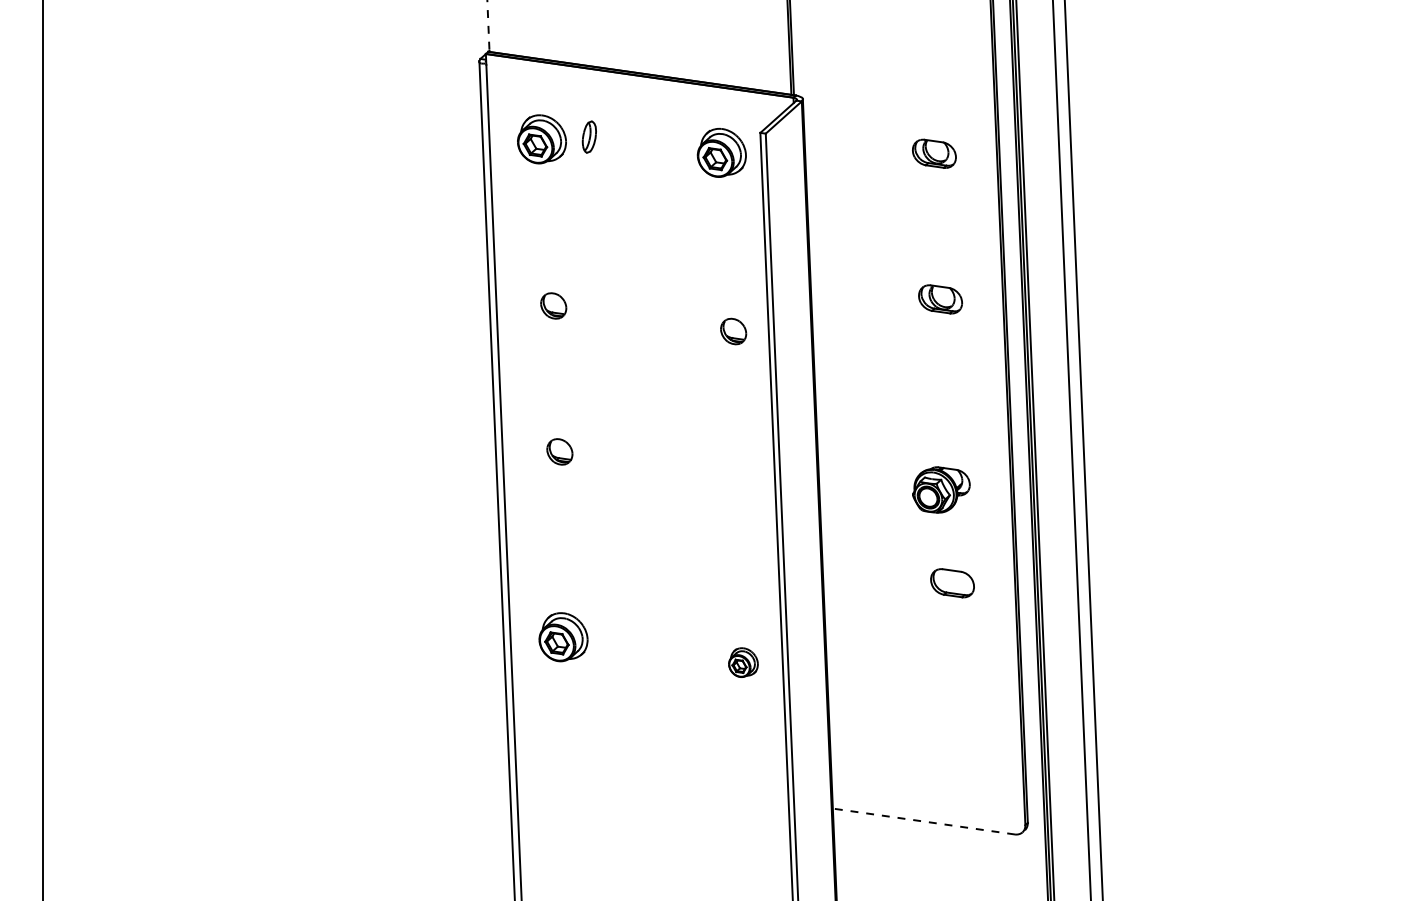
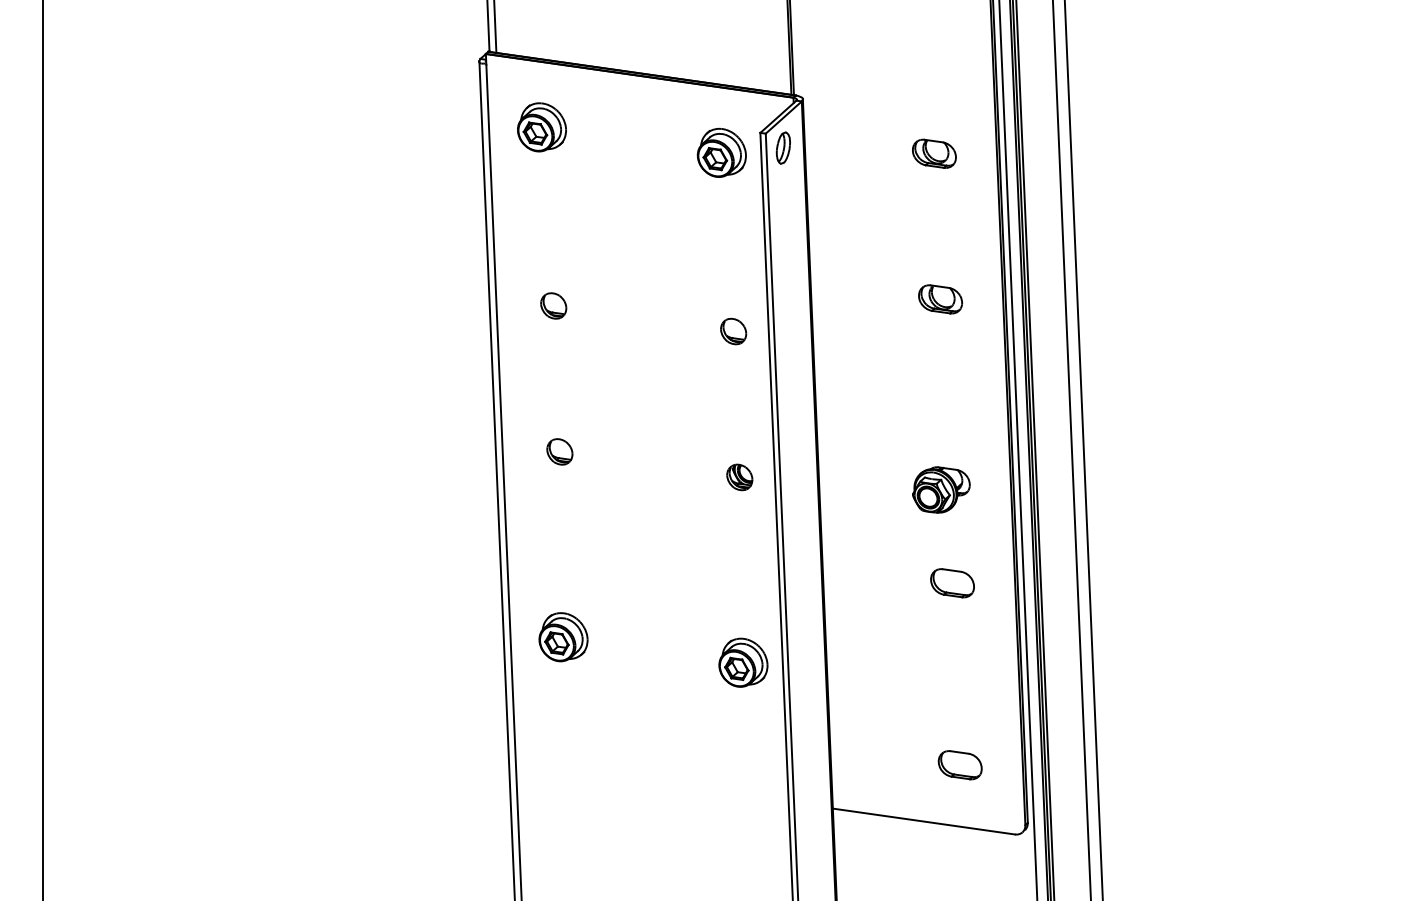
line: dashed -> solid (488, 26)
line: none -> present (495, 27)
part position: (588, 136) -> (782, 147) (782, 147)
part position: (541, 139) -> (541, 127) (541, 127)
line: none -> present (1018, 449)
part: none -> present (739, 477)
part size: 31x31 px -> 51x51 px (743, 662)
part: none -> present (959, 765)
line: dashed -> solid (923, 821)
